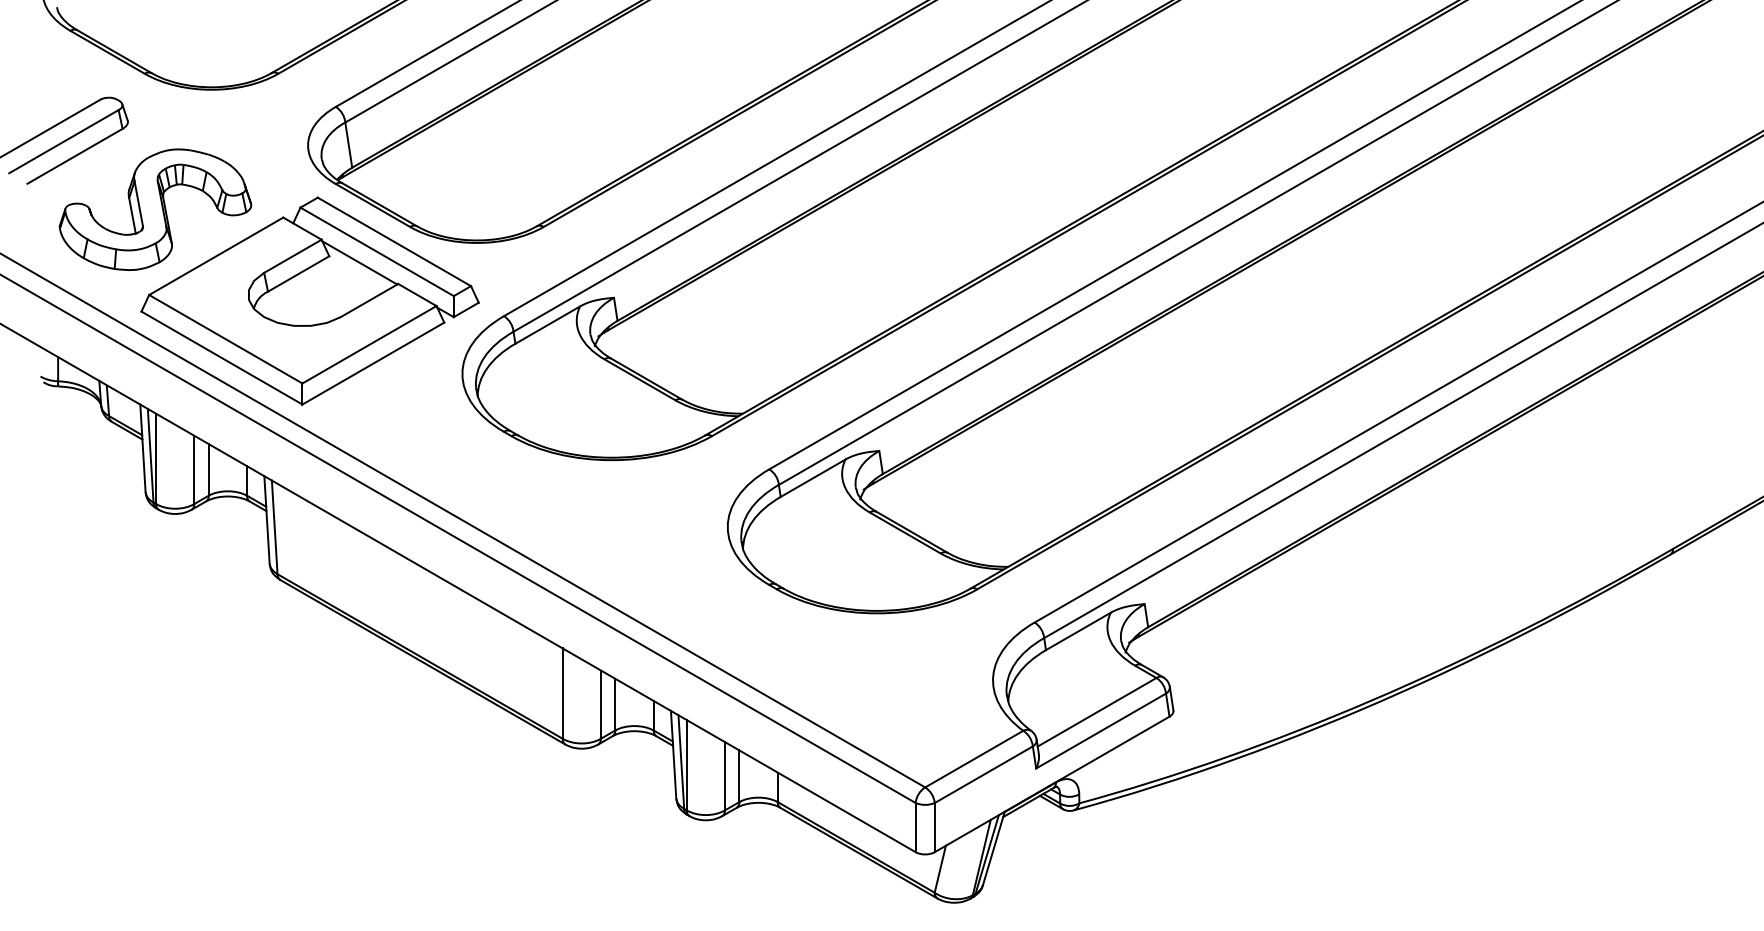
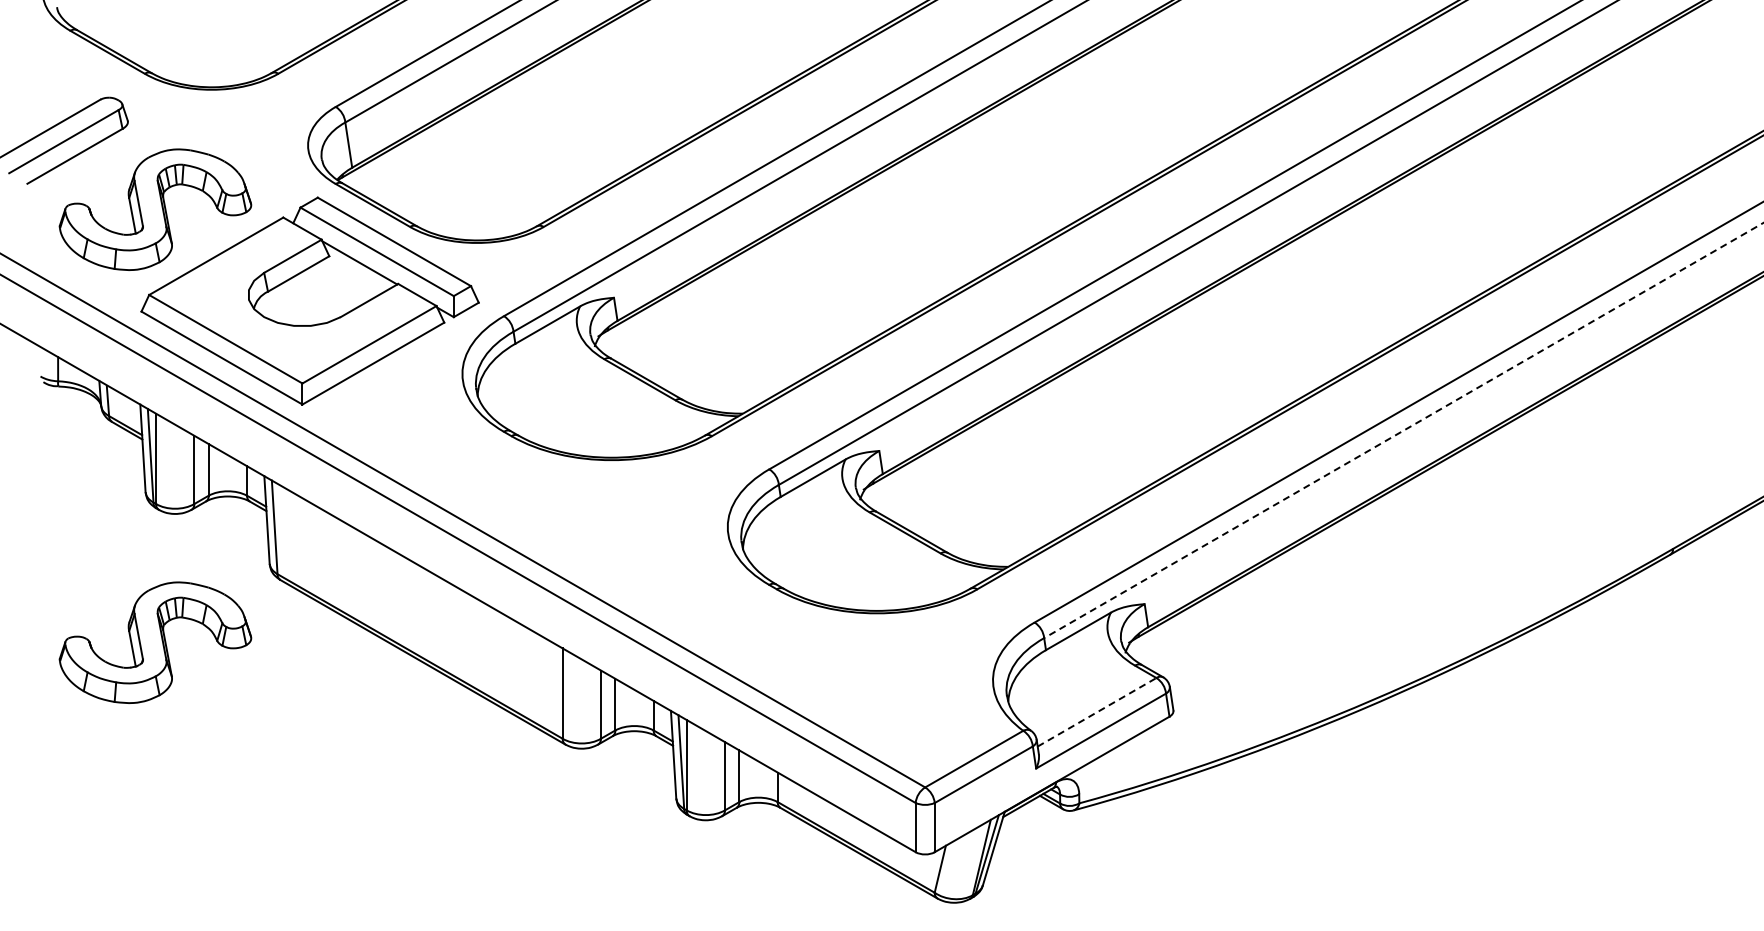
line: solid -> dashed (1403, 430)
part: none -> present (155, 642)
line: solid -> dashed (1097, 712)
